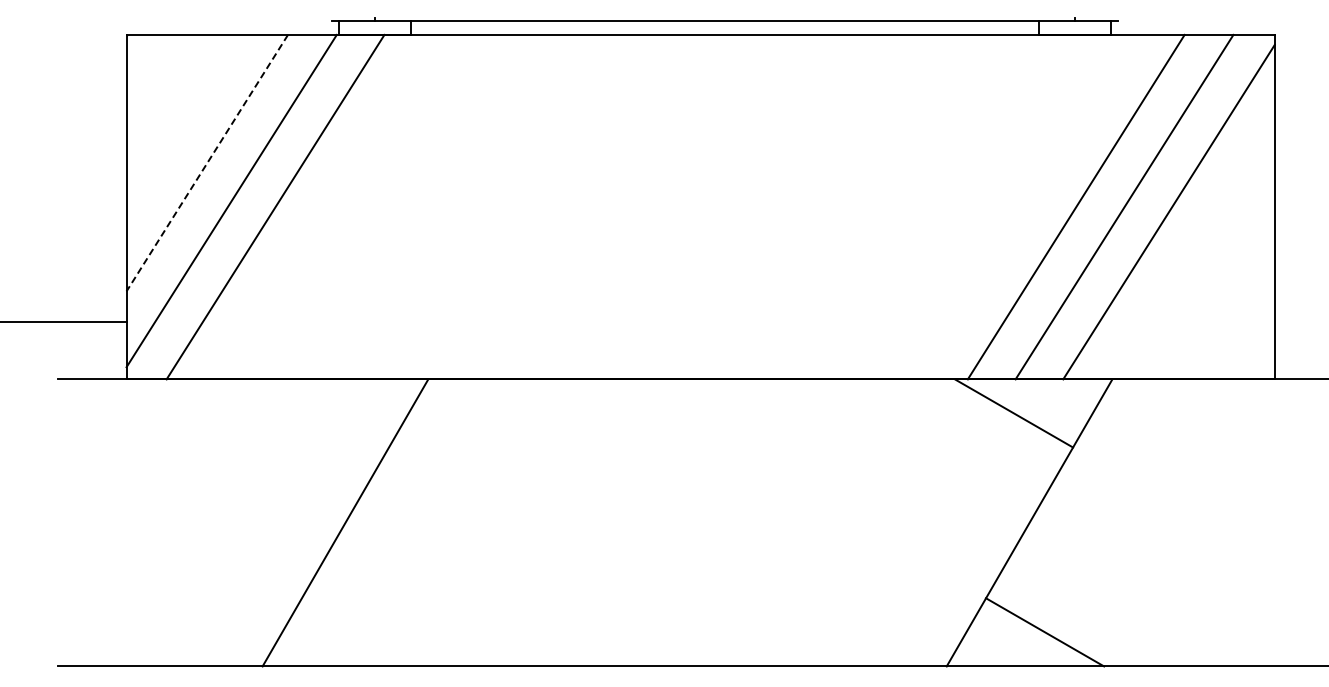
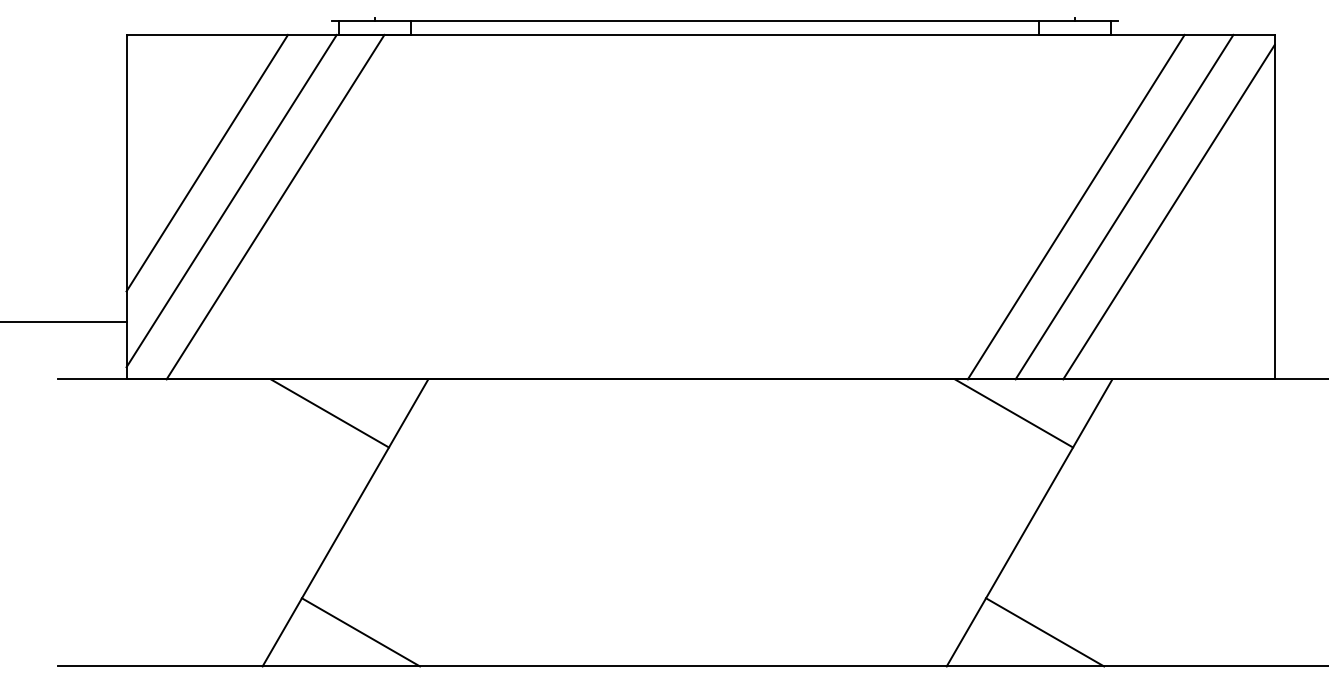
line: dashed -> solid (207, 163)
line: none -> present (329, 413)
line: none -> present (360, 632)
